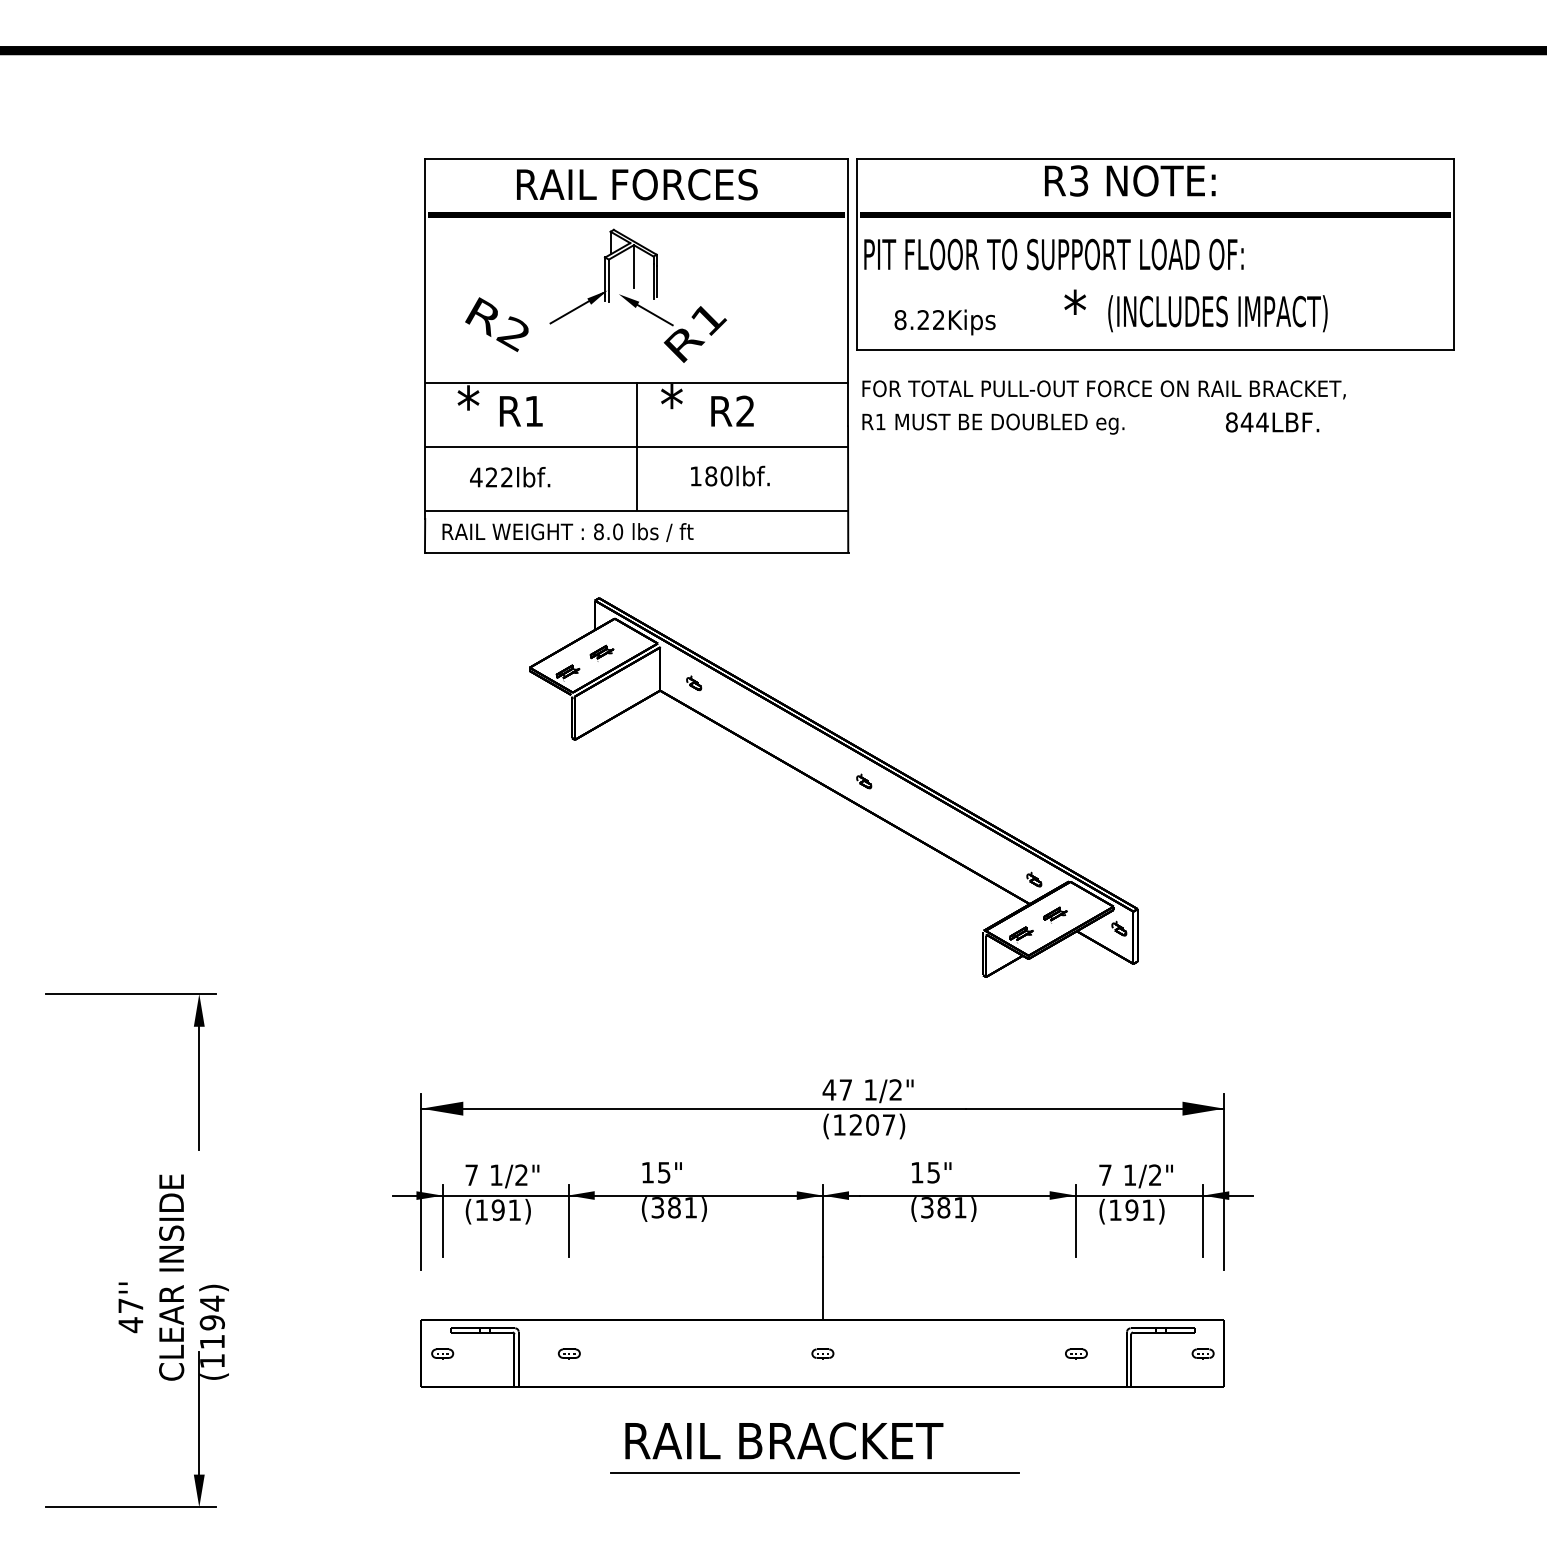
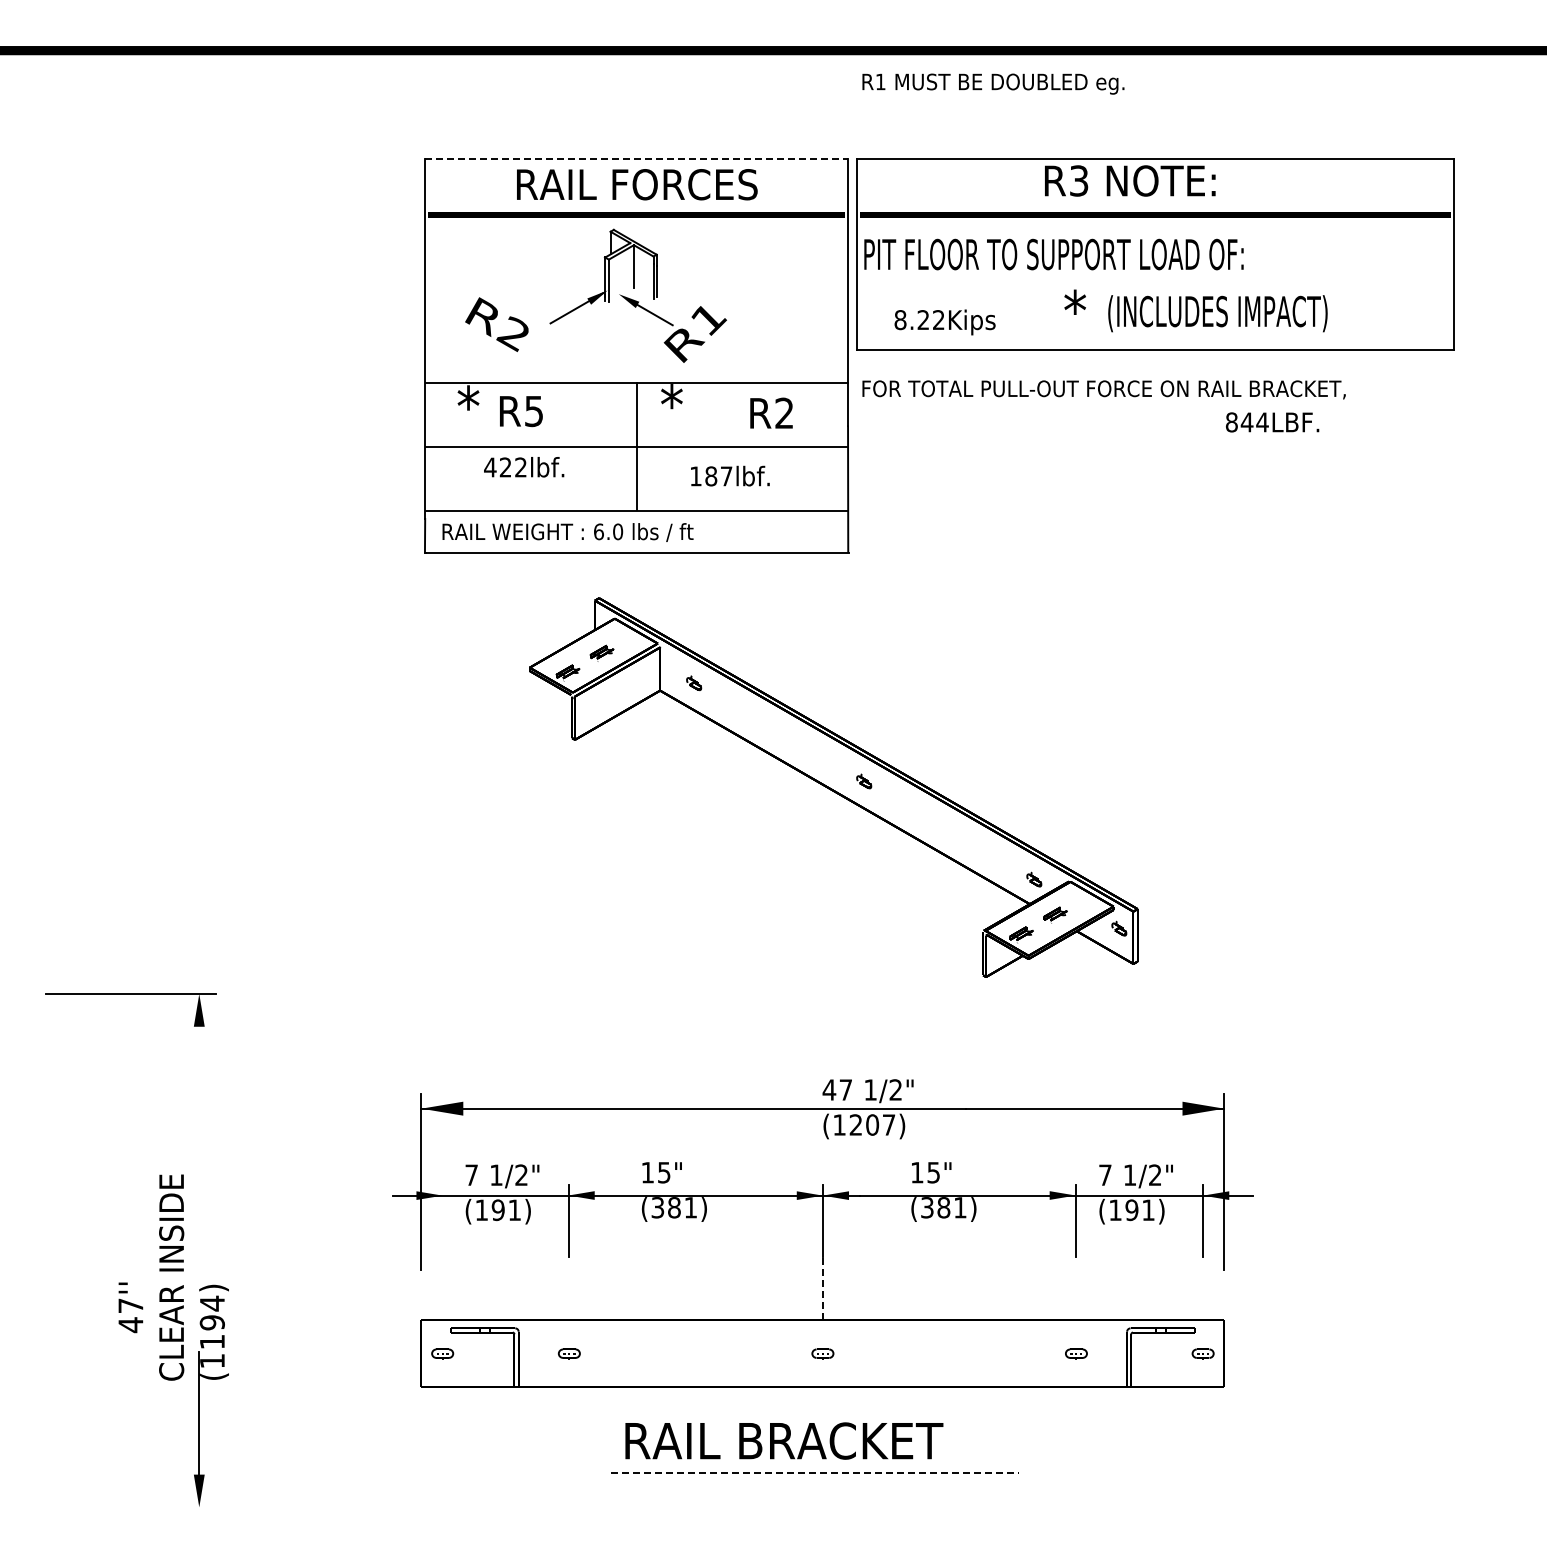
line: solid -> dashed (637, 159)
text position: (732, 410) -> (771, 412) (771, 412)
text: R1 -> R5 (533, 411)
text position: (993, 423) -> (993, 83) (993, 83)
text: 180lbf. -> 187lbf. (726, 476)
text position: (510, 477) -> (524, 467) (524, 467)
text: 8.0 -> 6.0 (598, 531)
line: present -> none (199, 1087)
line: present -> none (442, 1221)
line: solid -> dashed (822, 1288)
line: solid -> dashed (815, 1472)
line: present -> none (130, 1507)
